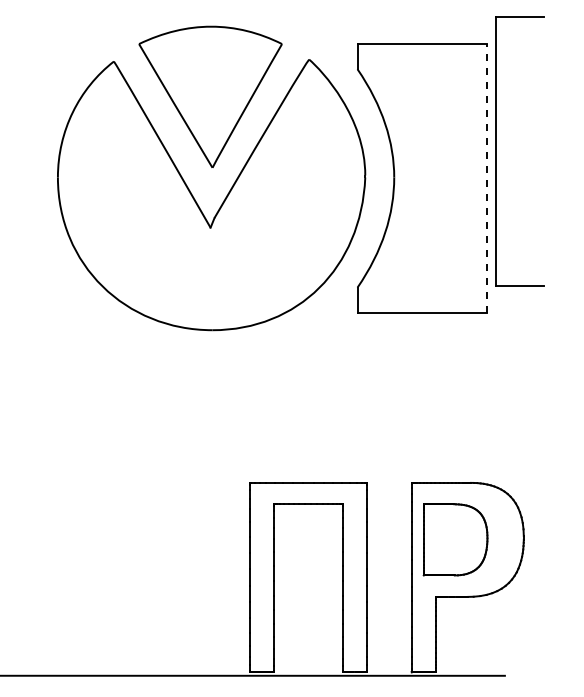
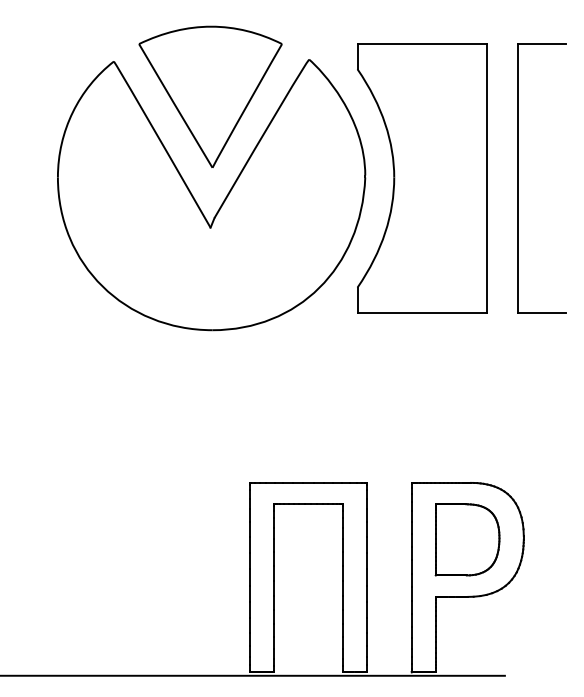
part position: (496, 151) -> (518, 178) (518, 178)
line: dashed -> solid (487, 177)
part position: (455, 539) -> (467, 539) (467, 539)
